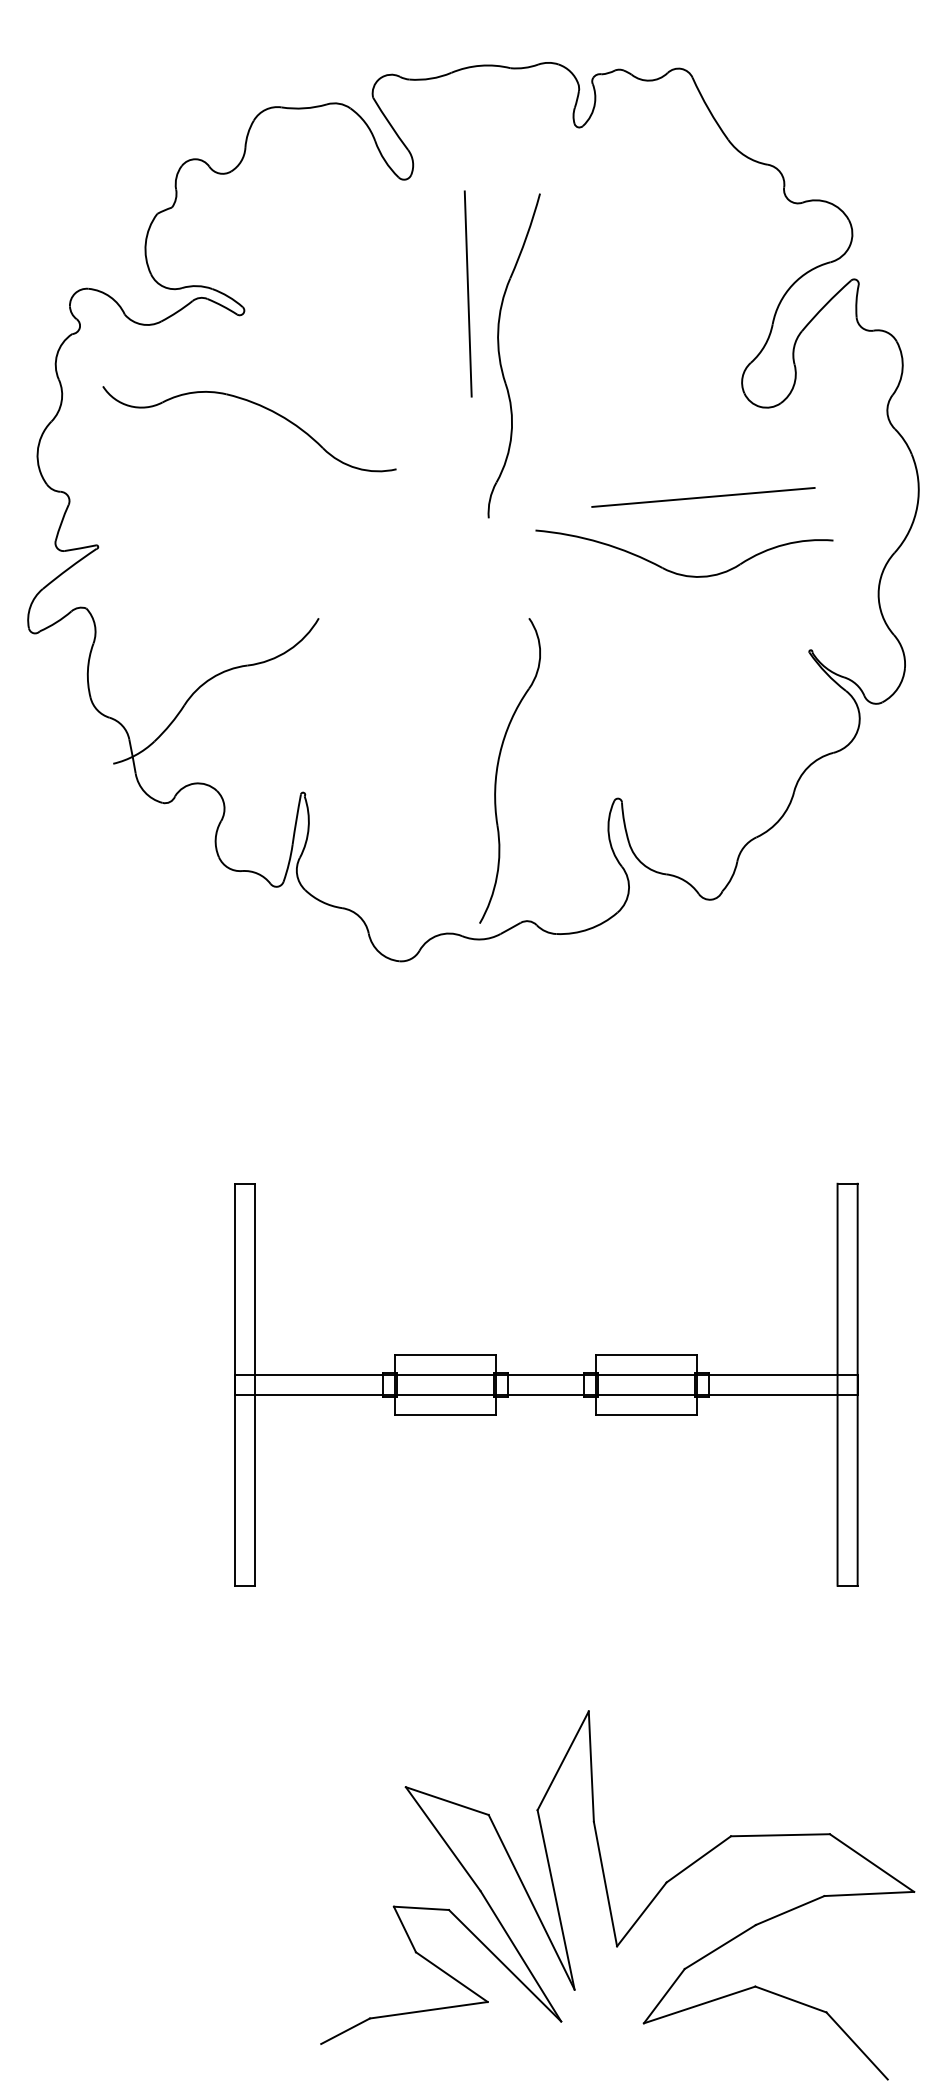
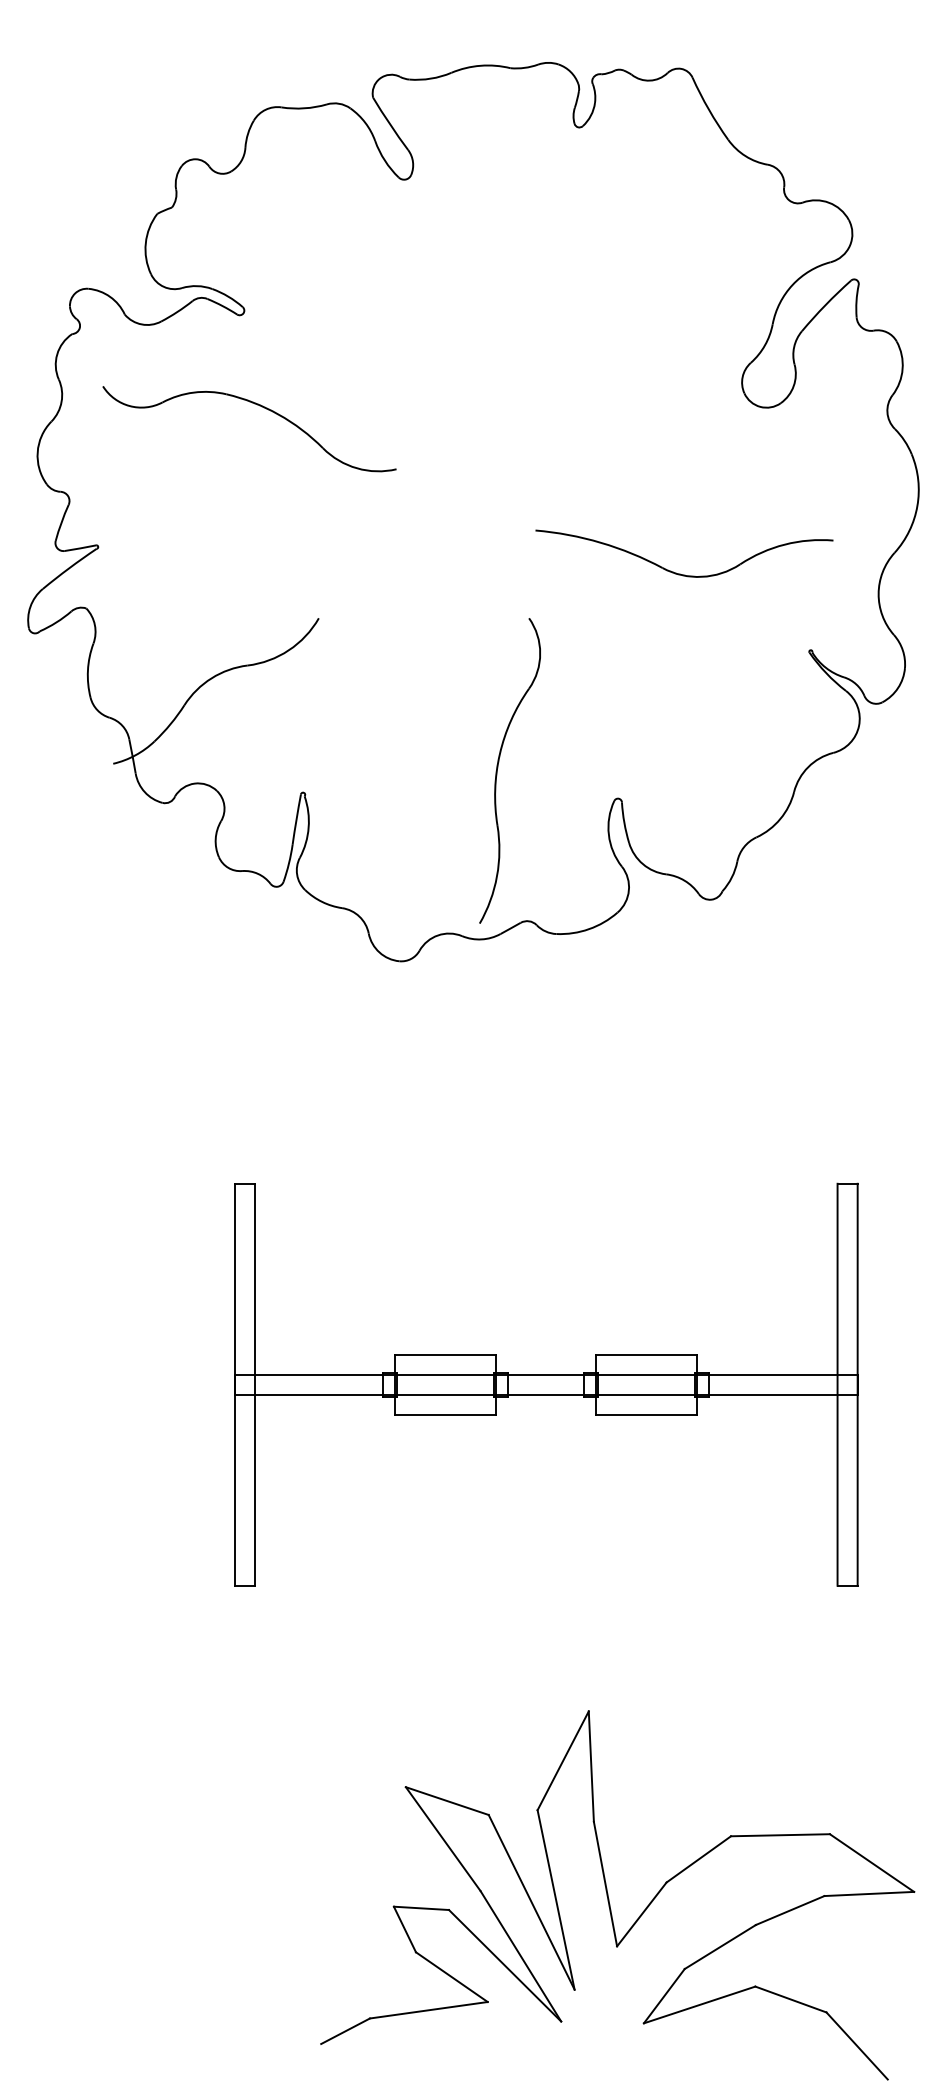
line: present -> none (467, 293)
part: present -> none (500, 355)
line: present -> none (703, 496)
